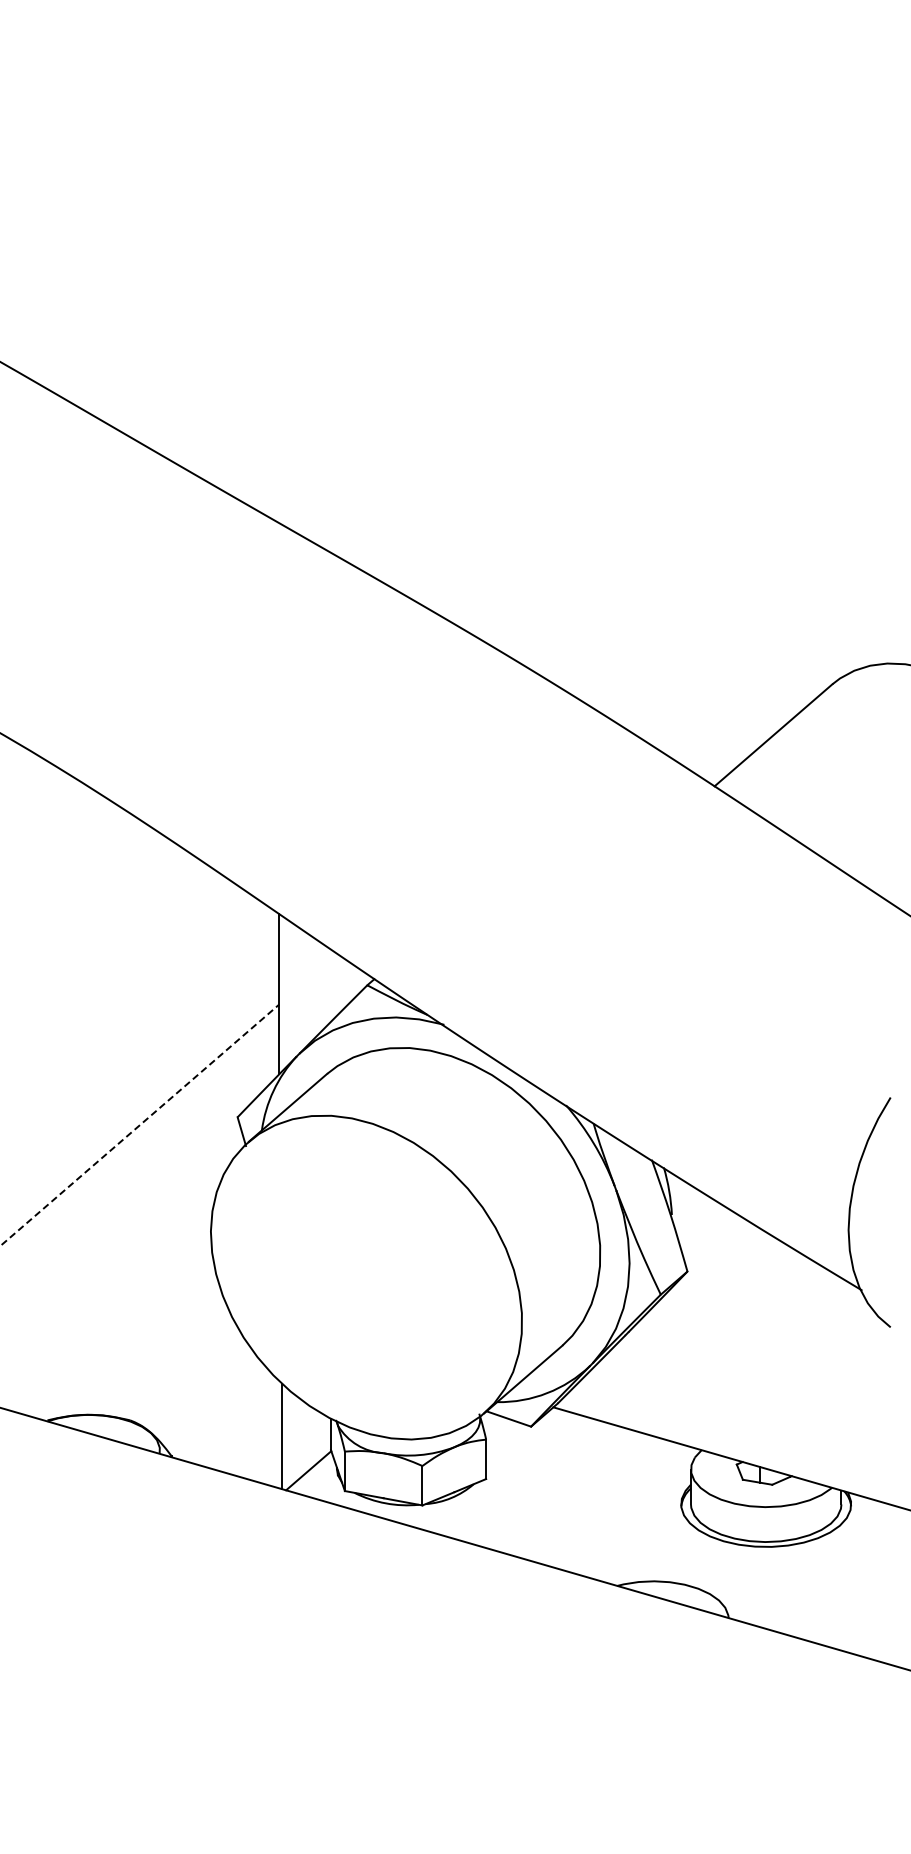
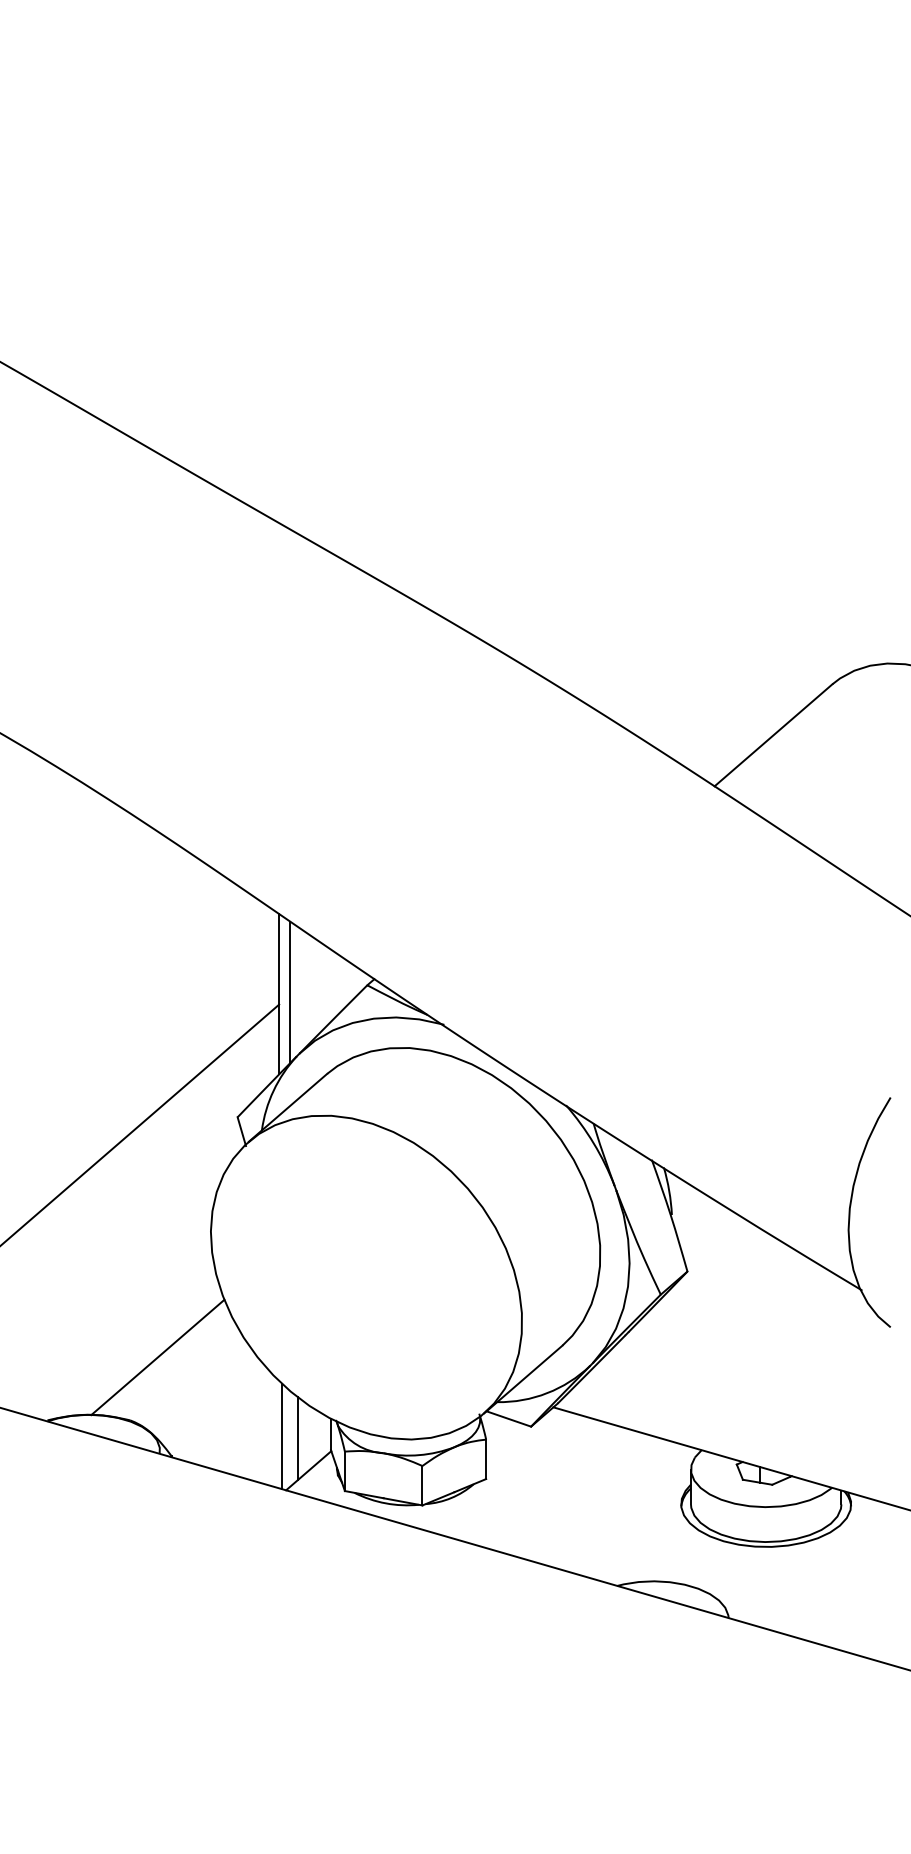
line: none -> present (290, 991)
line: dashed -> solid (140, 1124)
line: none -> present (157, 1357)
line: none -> present (297, 1438)
